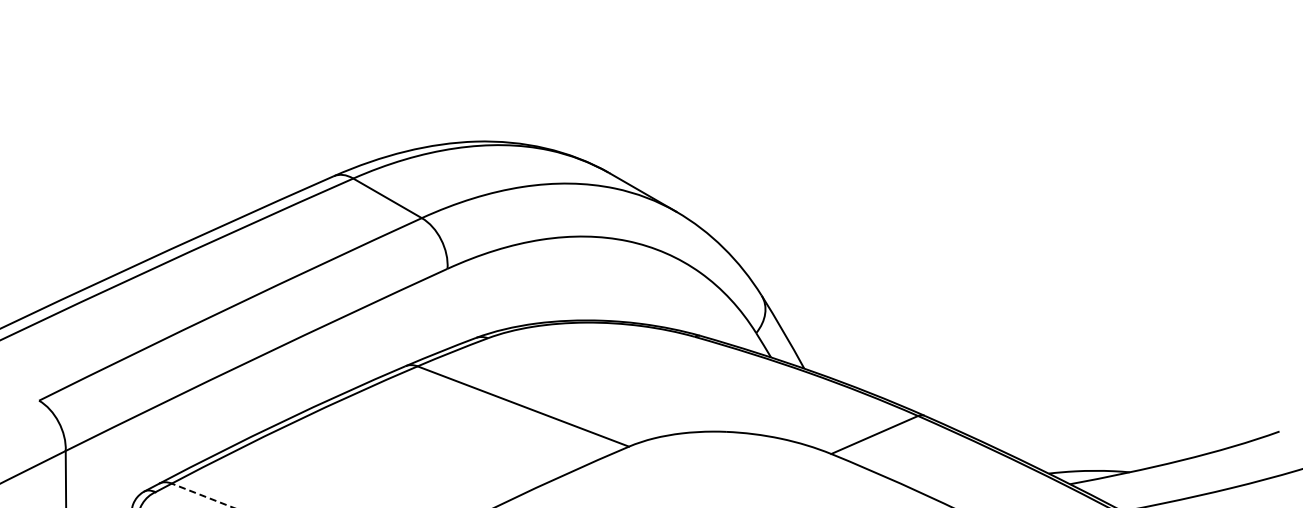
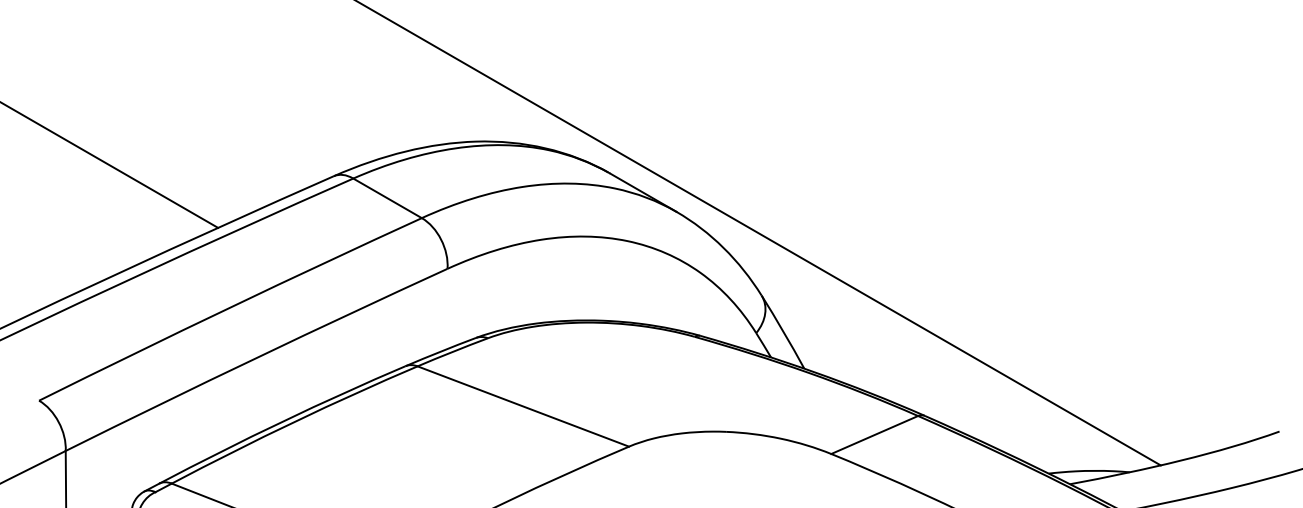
line: none -> present (110, 165)
line: none -> present (759, 233)
line: dashed -> solid (202, 495)
